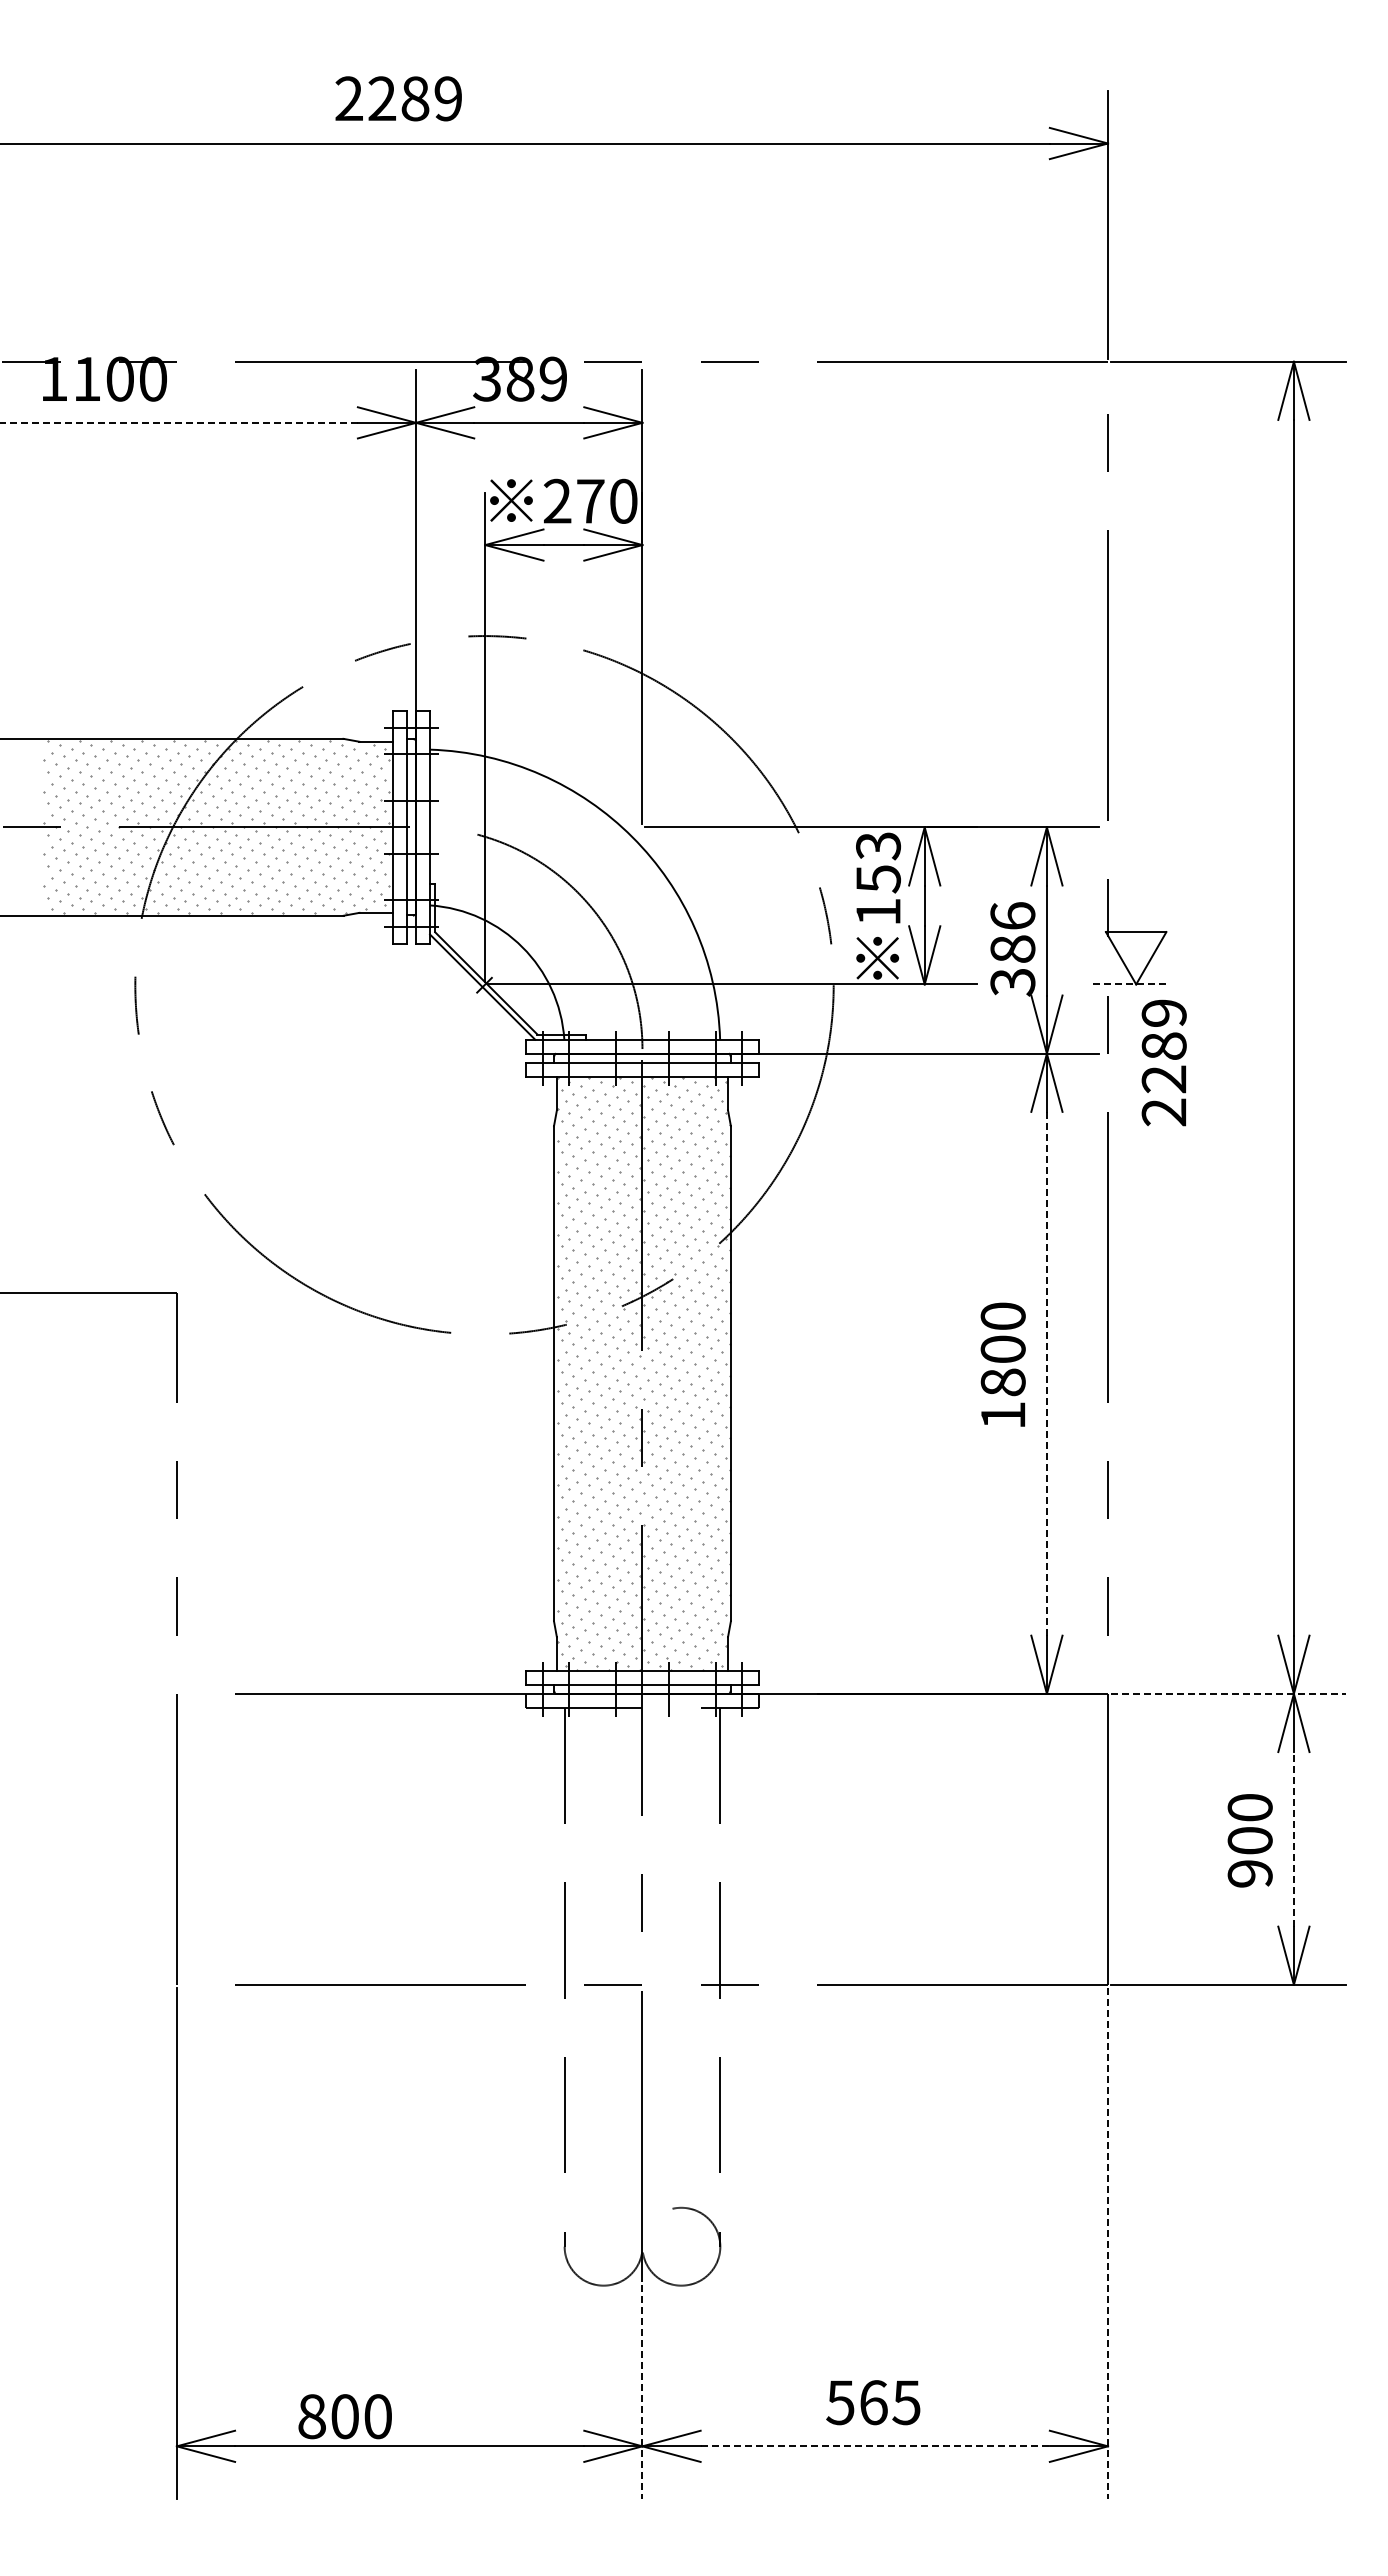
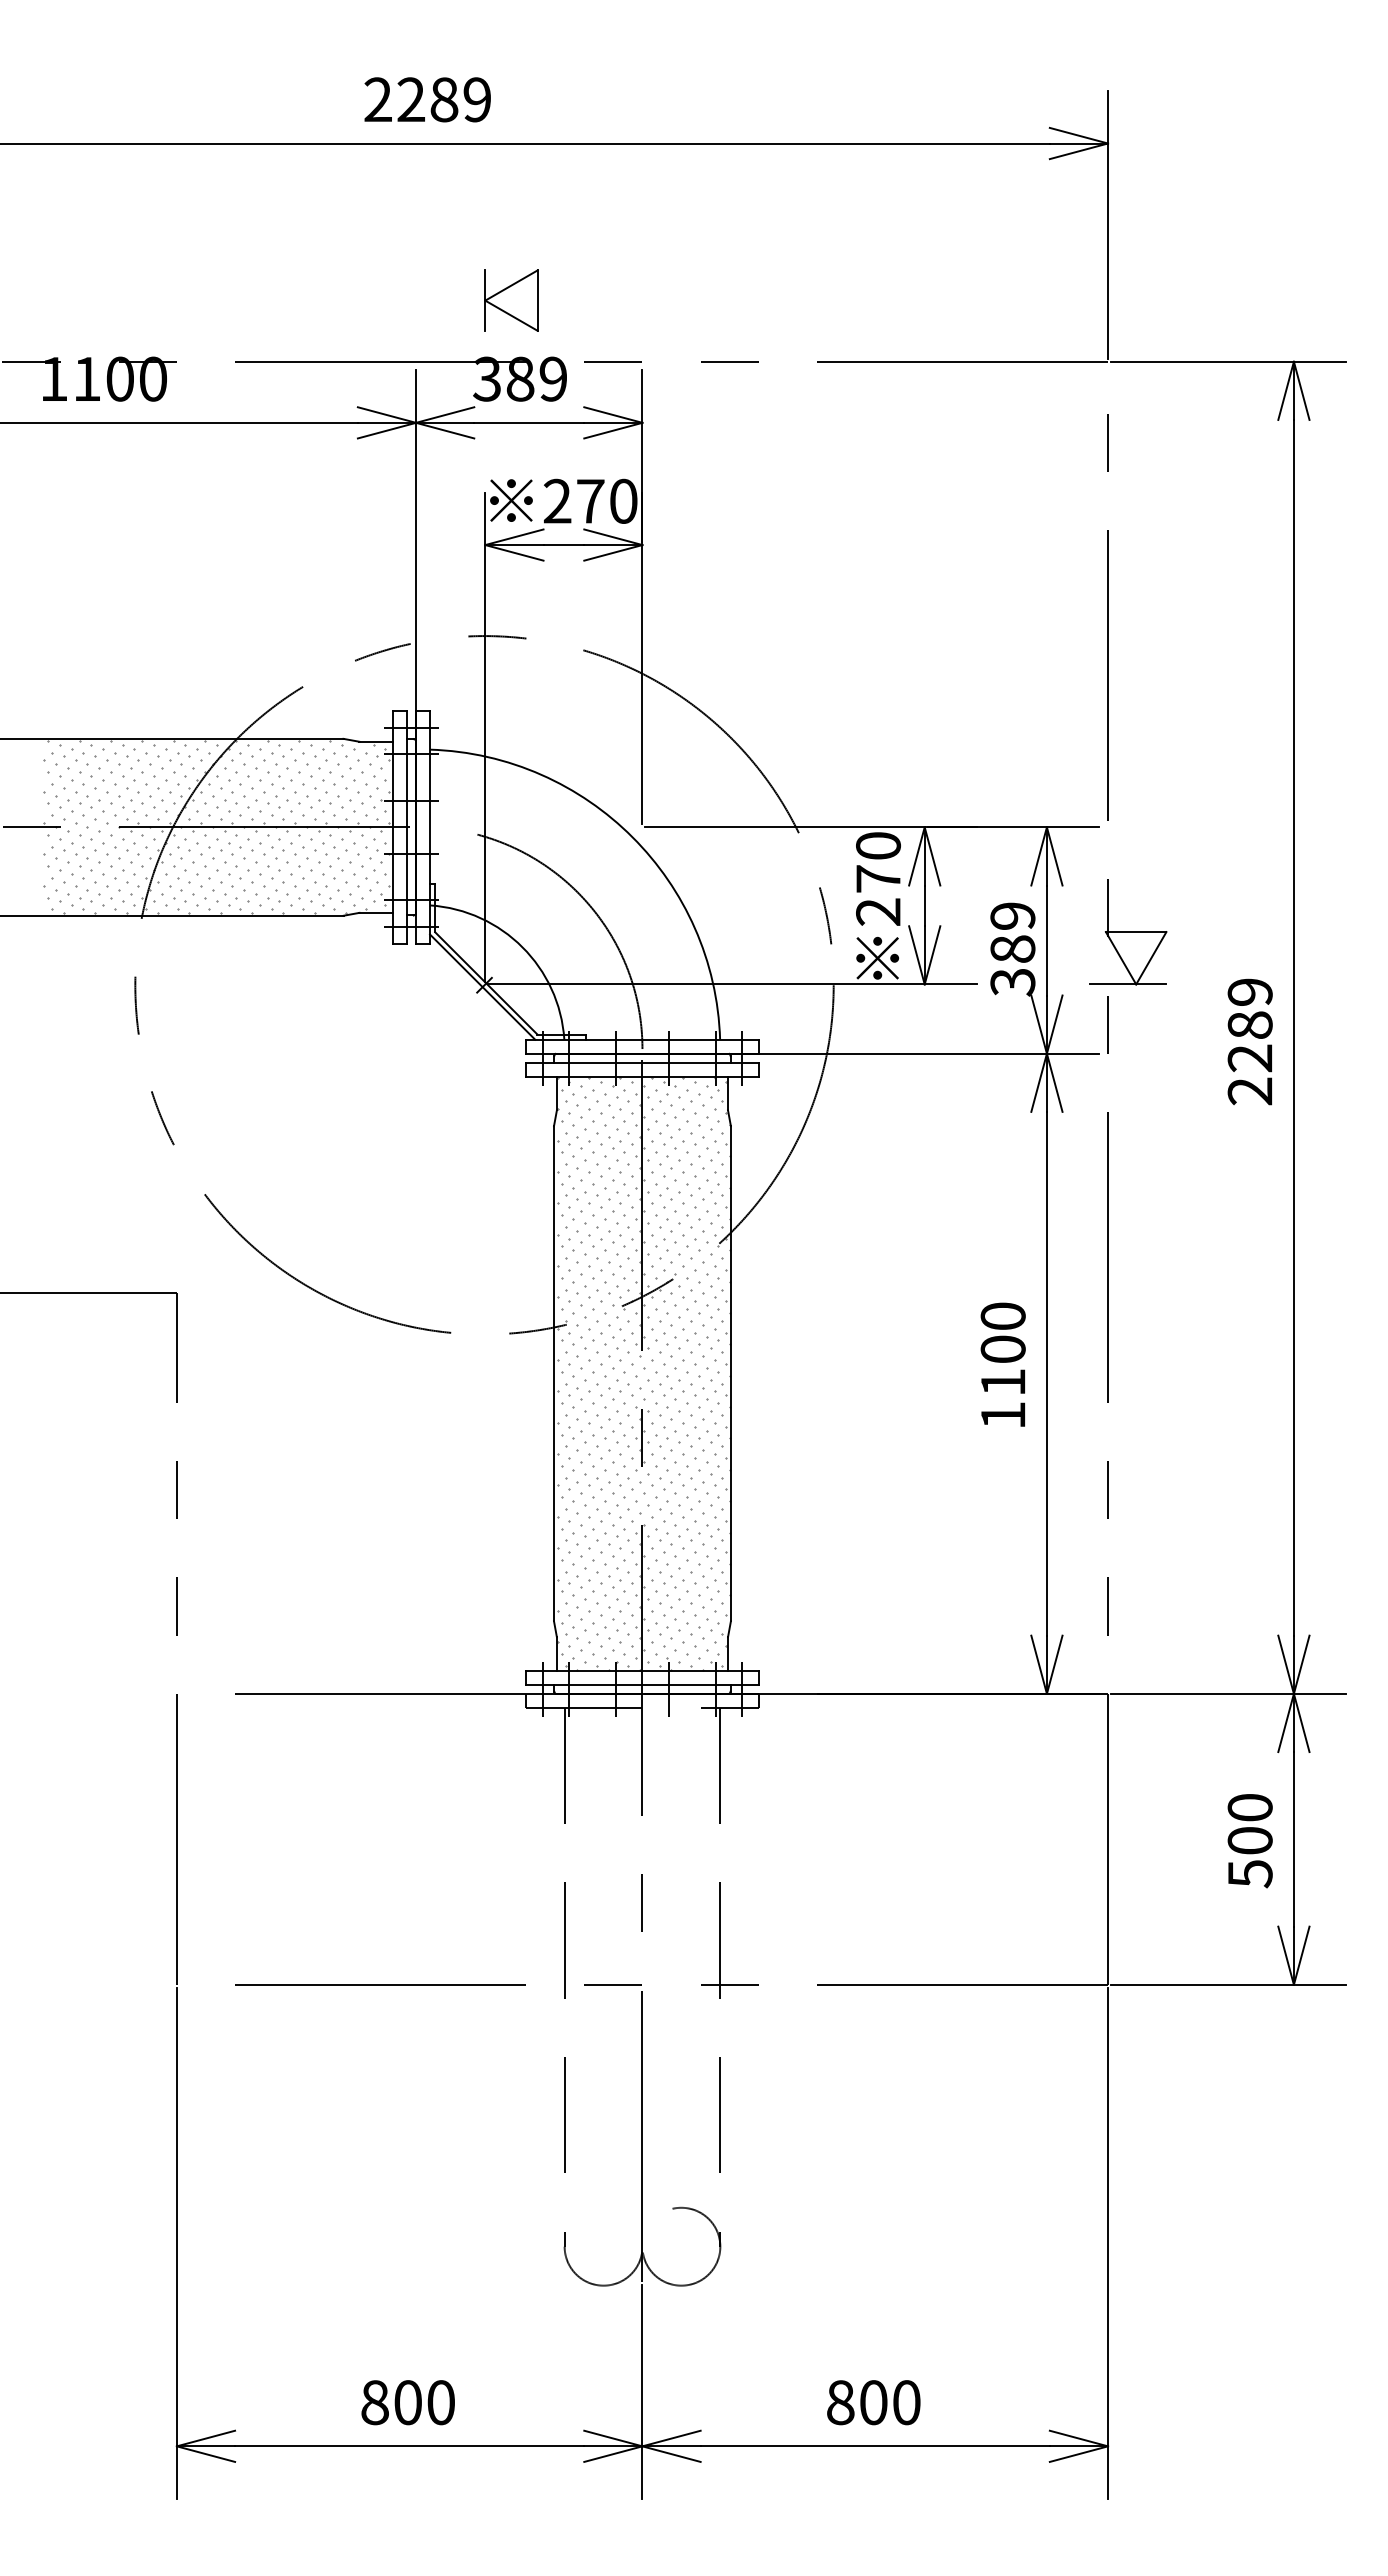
text position: (398, 98) -> (427, 99) (427, 99)
part: none -> present (511, 300)
line: dashed -> solid (178, 422)
text: 153 -> 270 (878, 878)
text: 386 -> 389 (1012, 915)
line: dashed -> solid (1127, 984)
text position: (1163, 1062) -> (1249, 1041) (1249, 1041)
line: dashed -> solid (1046, 1373)
text: 1800 -> 1100 (1002, 1382)
line: dashed -> solid (1228, 1693)
line: dashed -> solid (1293, 1838)
text: 900 -> 500 (1249, 1874)
line: dashed -> solid (1108, 2243)
line: dashed -> solid (642, 2392)
text: 565 -> 800 (873, 2402)
text position: (344, 2416) -> (407, 2402) (407, 2402)
line: dashed -> solid (875, 2446)
